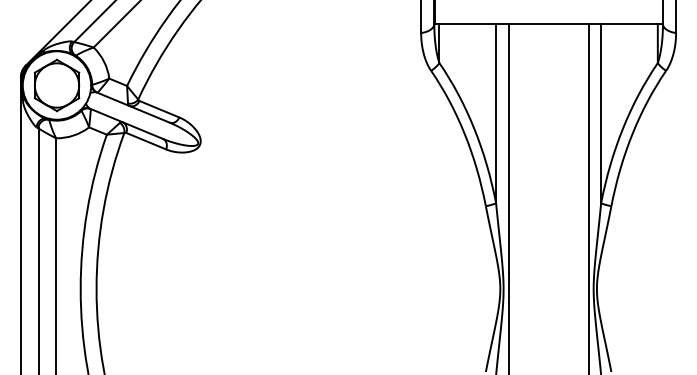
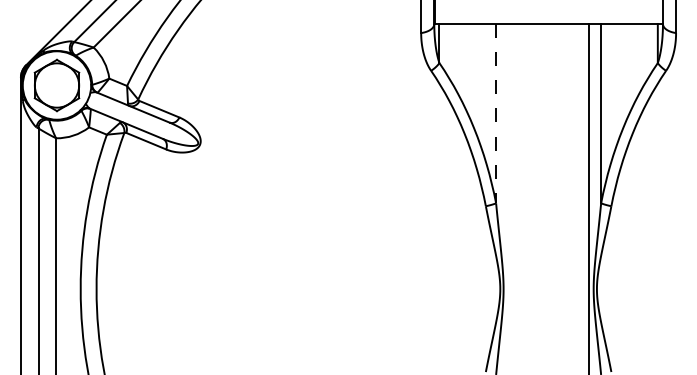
line: solid -> dashed (496, 113)
line: present -> none (508, 197)
